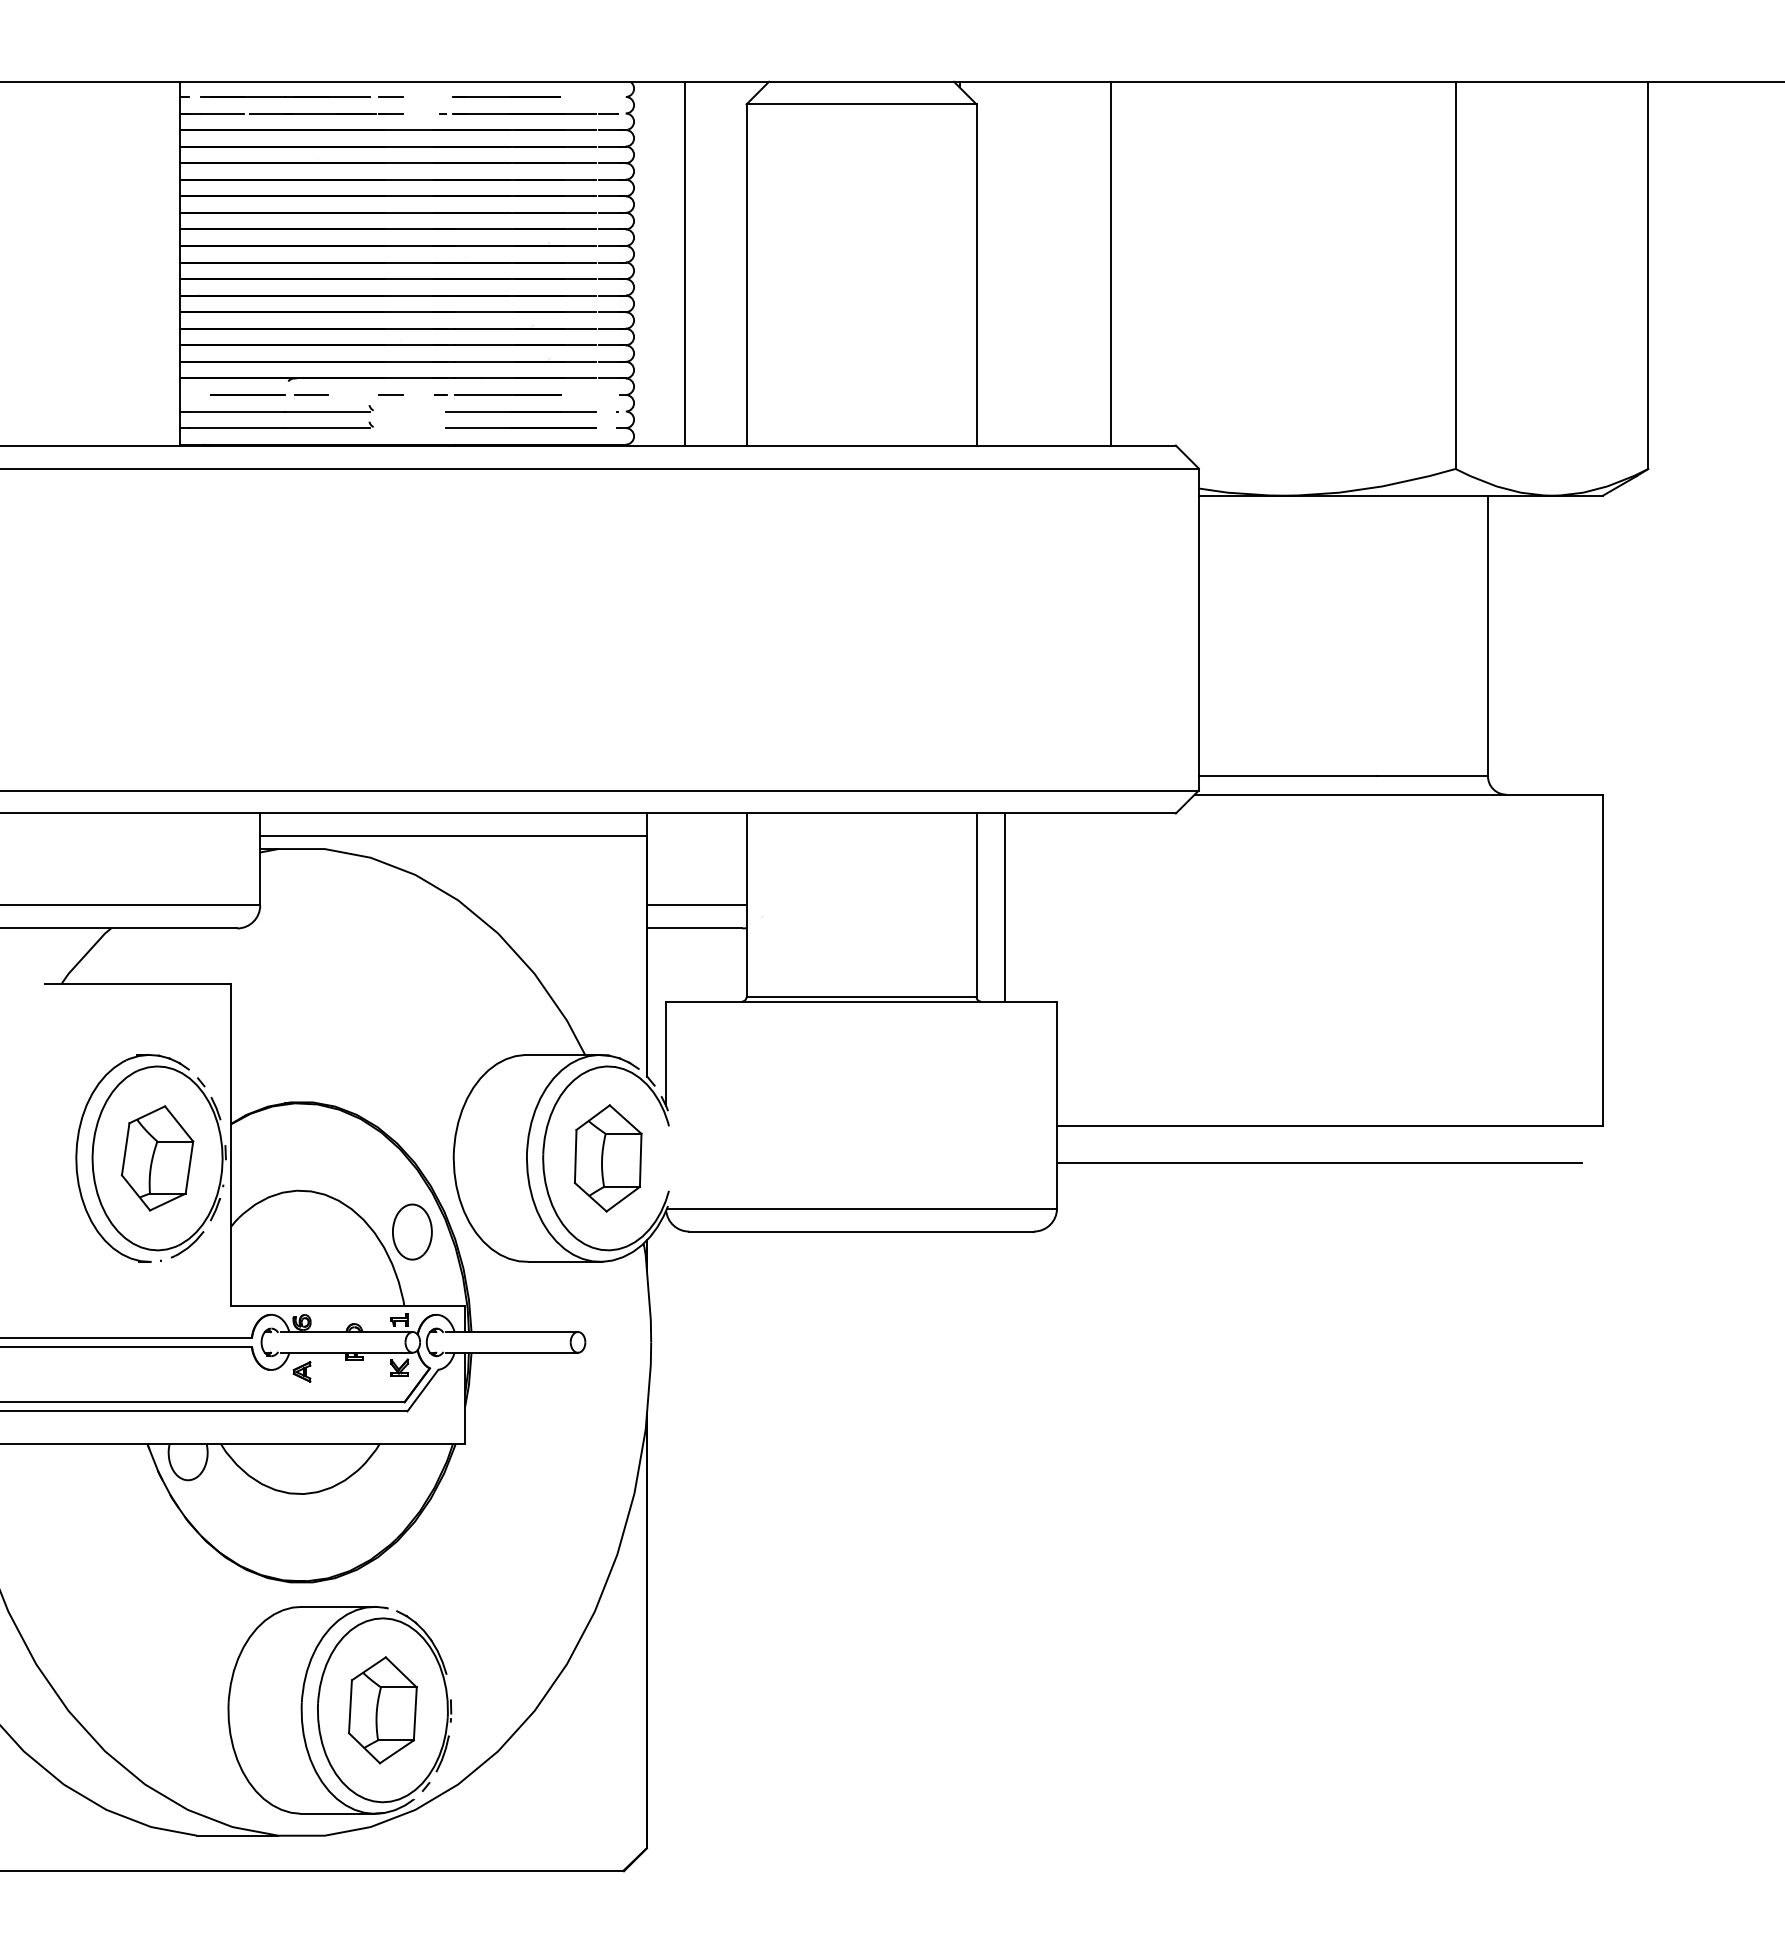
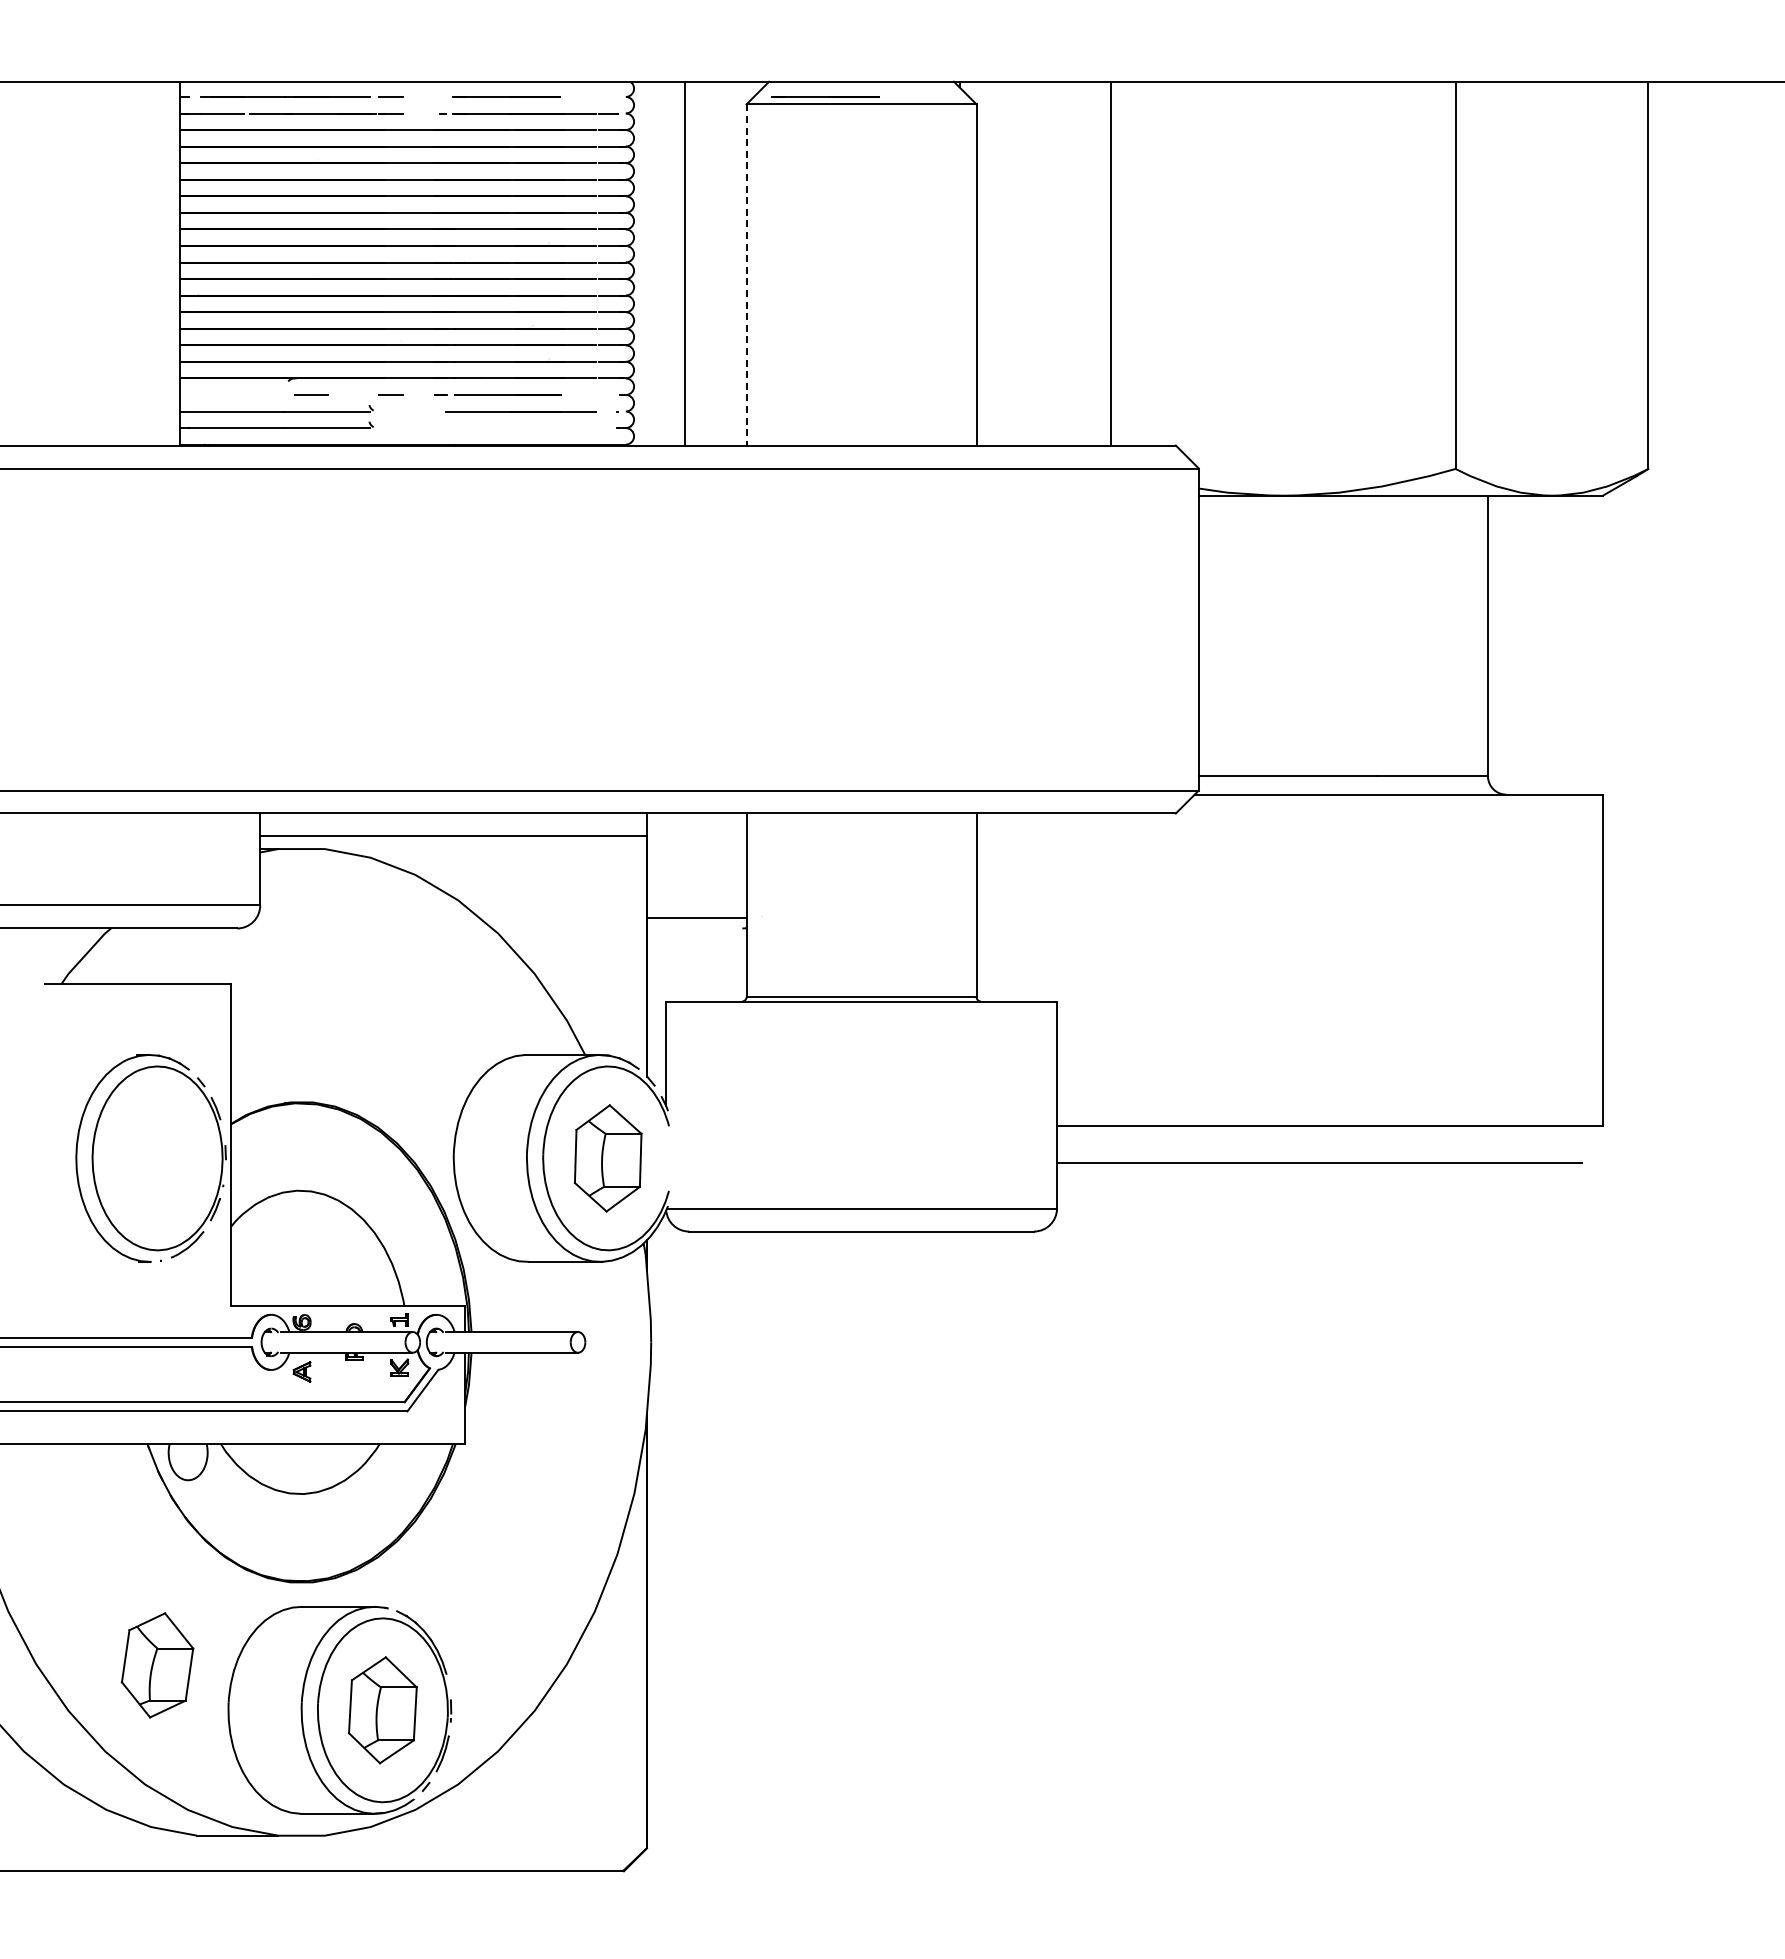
line: none -> present (825, 96)
line: solid -> dashed (746, 274)
line: present -> none (247, 394)
line: present -> none (520, 427)
line position: (696, 905) -> (696, 918) (696, 918)
line: present -> none (1005, 907)
line: present -> none (694, 928)
part position: (157, 1158) -> (157, 1665) (157, 1665)
part: present -> none (412, 1231)
